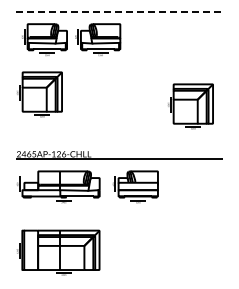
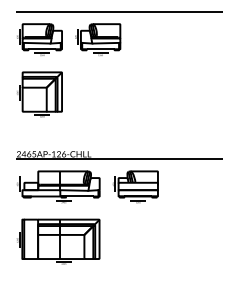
line: dashed -> solid (119, 12)
part position: (44, 39) -> (39, 39) (39, 39)
part: present -> none (190, 106)
part position: (58, 252) -> (58, 241) (58, 241)
